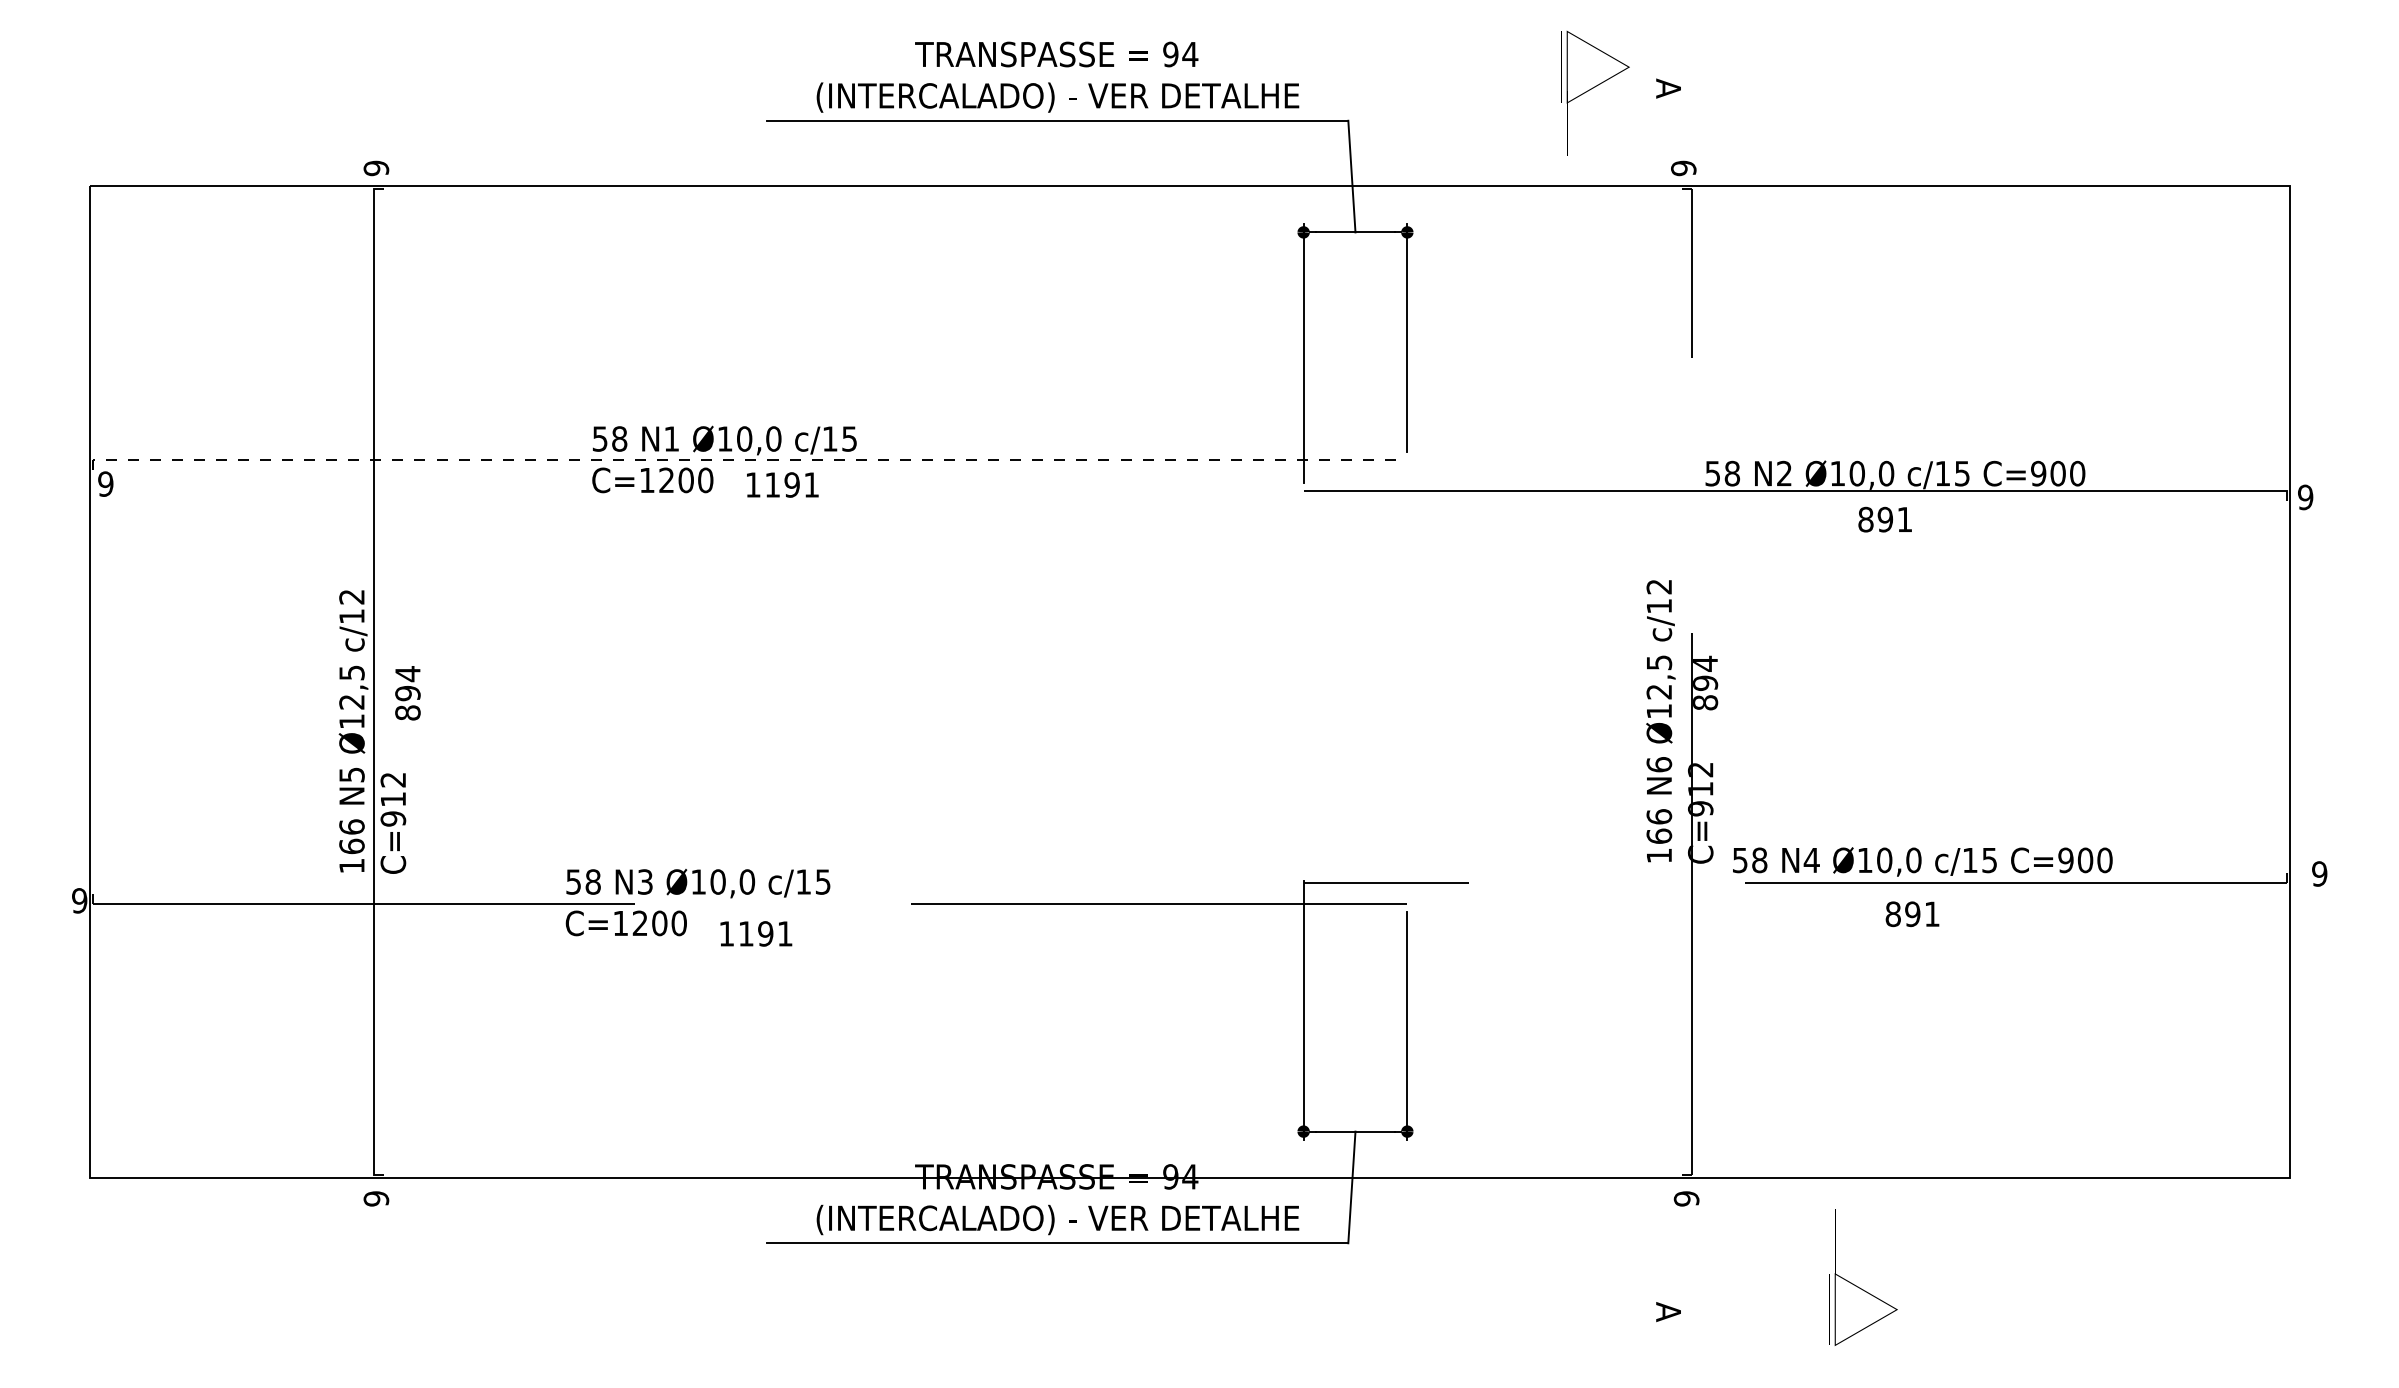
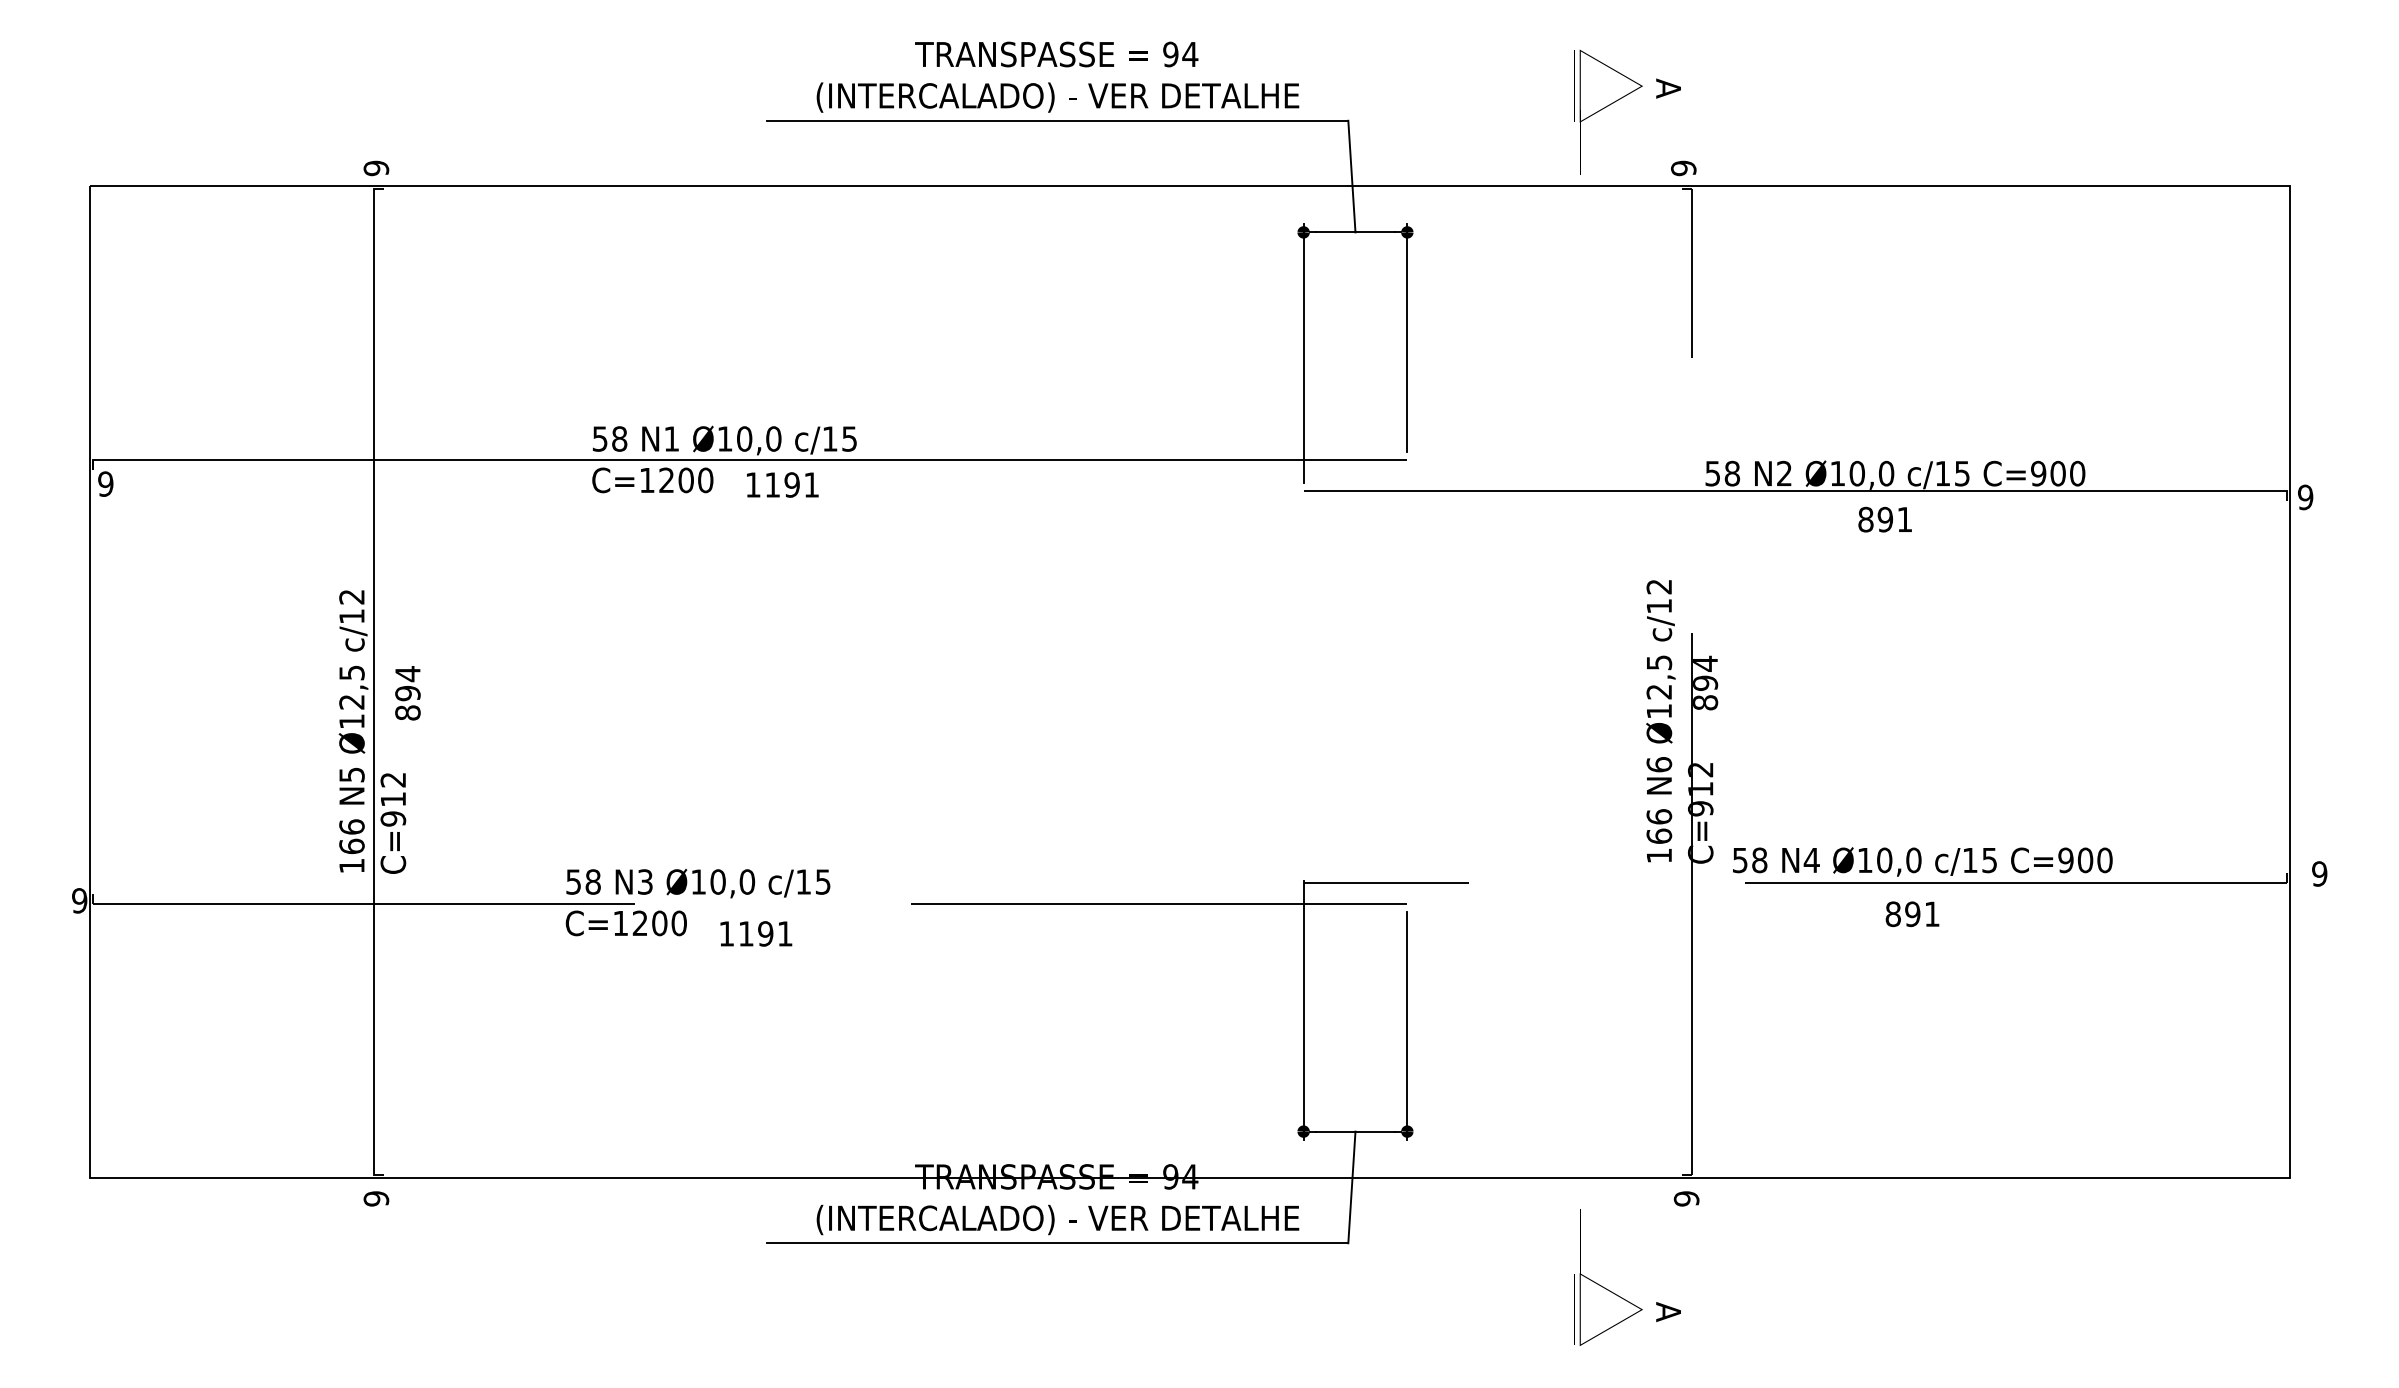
part position: (1595, 93) -> (1608, 112) (1608, 112)
line: dashed -> solid (745, 460)
part position: (1858, 1286) -> (1603, 1286) (1603, 1286)
